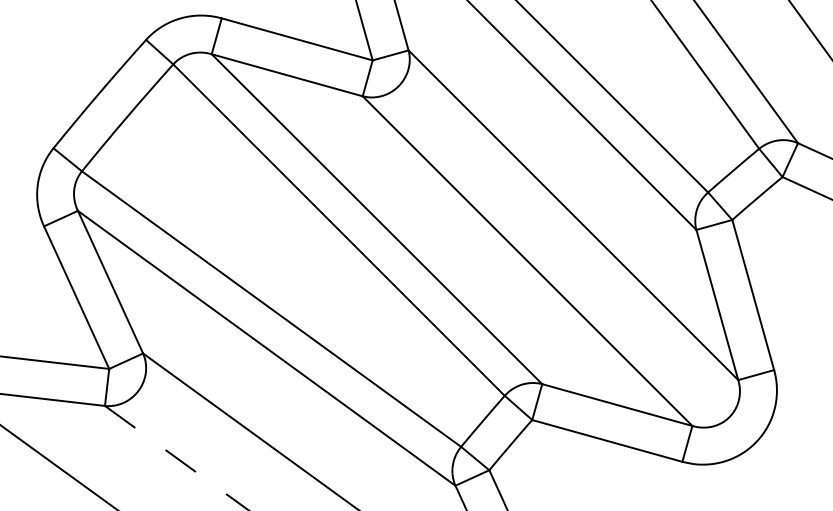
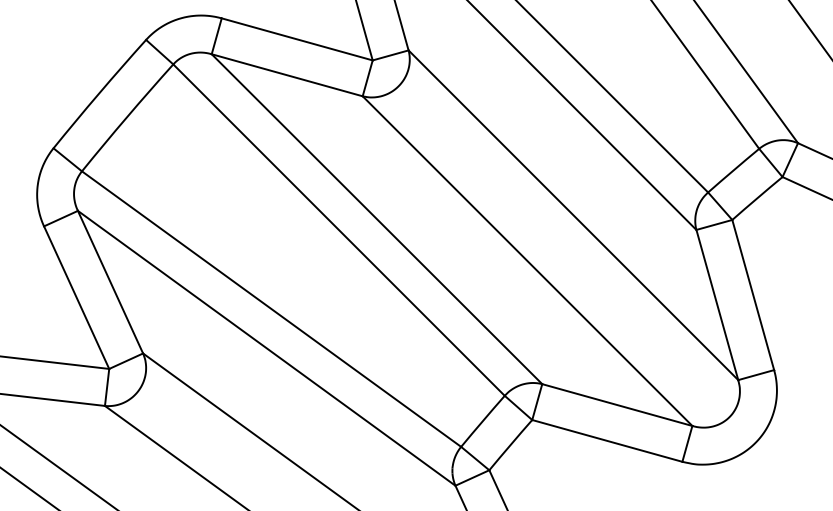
line: dashed -> solid (177, 458)
line: none -> present (28, 487)
